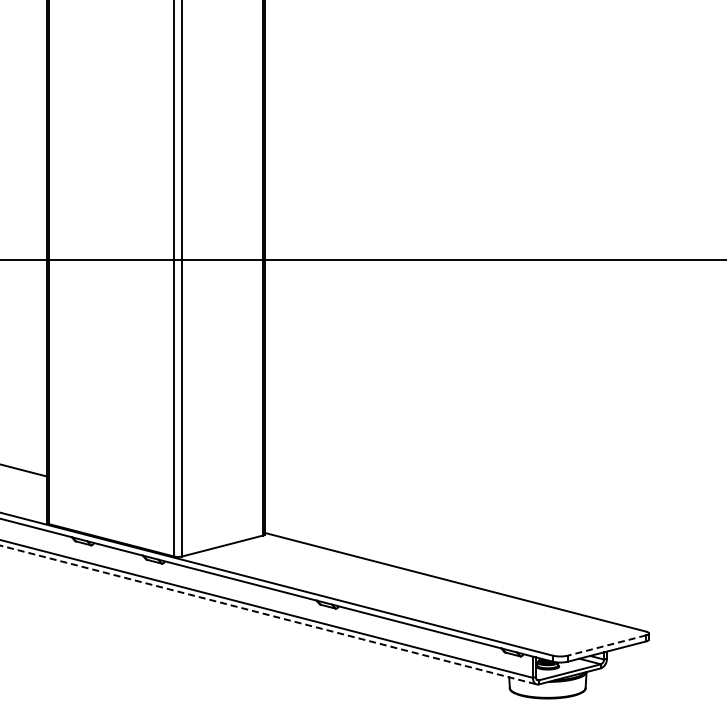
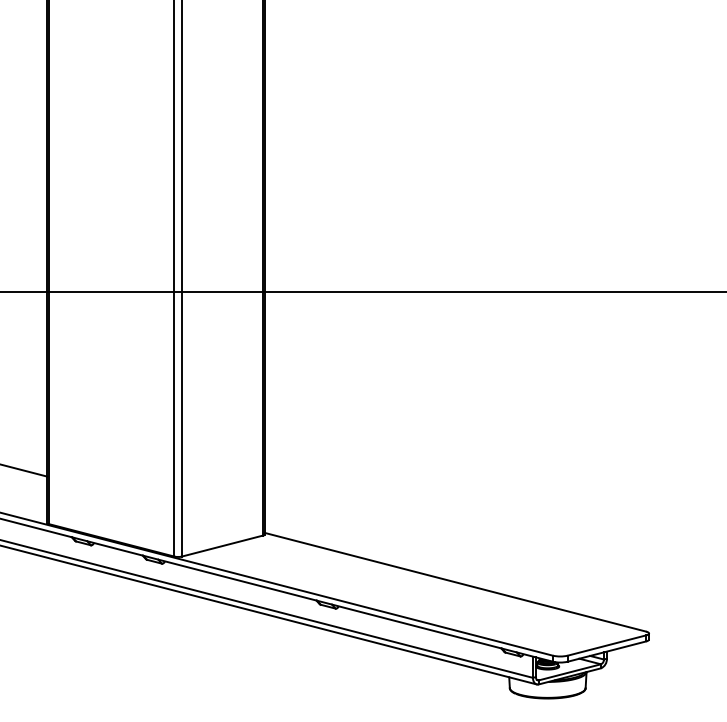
line position: (362, 260) -> (362, 292) (362, 292)
line: dashed -> solid (268, 615)
line: dashed -> solid (606, 645)
